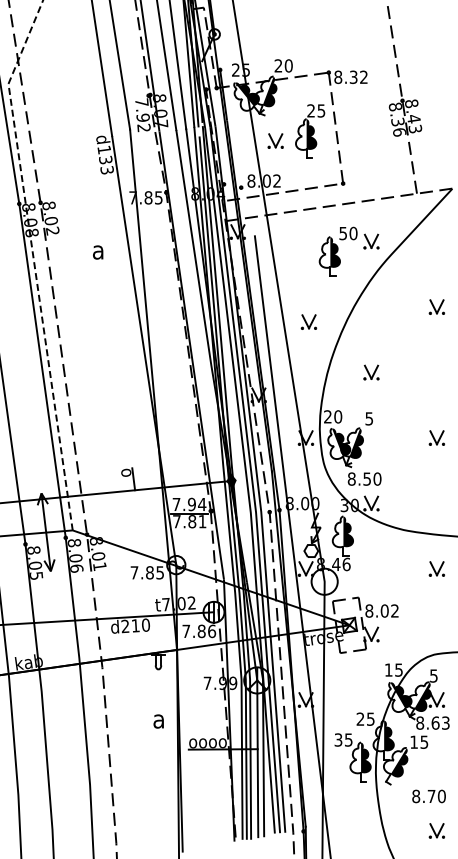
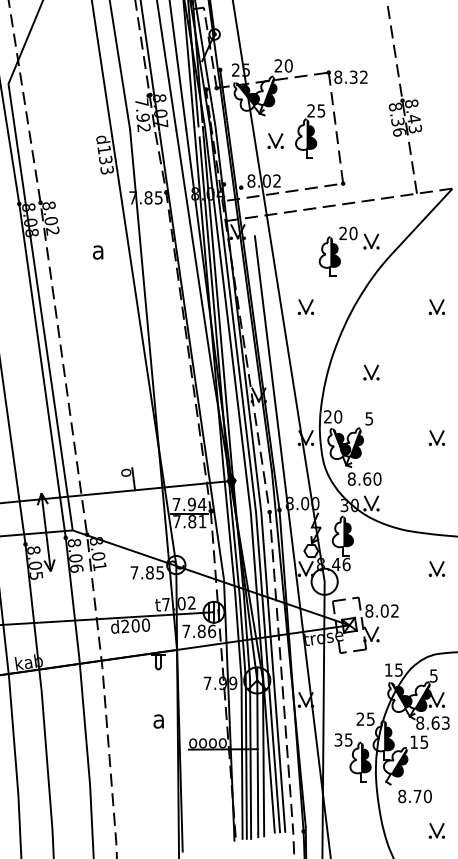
text: 50 -> 20 (342, 233)
line: dashed -> solid (34, 261)
part position: (308, 321) -> (305, 306) (305, 306)
text: 8.50 -> 8.60 (367, 478)
text: d210 -> d200 (135, 625)
text position: (428, 796) -> (414, 796) (414, 796)
